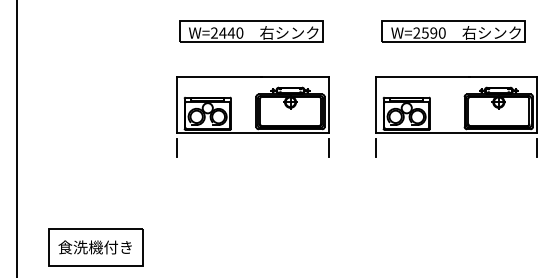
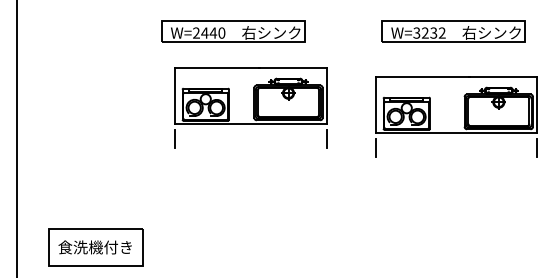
part position: (251, 31) -> (233, 31) (233, 31)
text: W=2590 -> W=3232 (429, 32)
part position: (252, 116) -> (250, 107) (250, 107)
